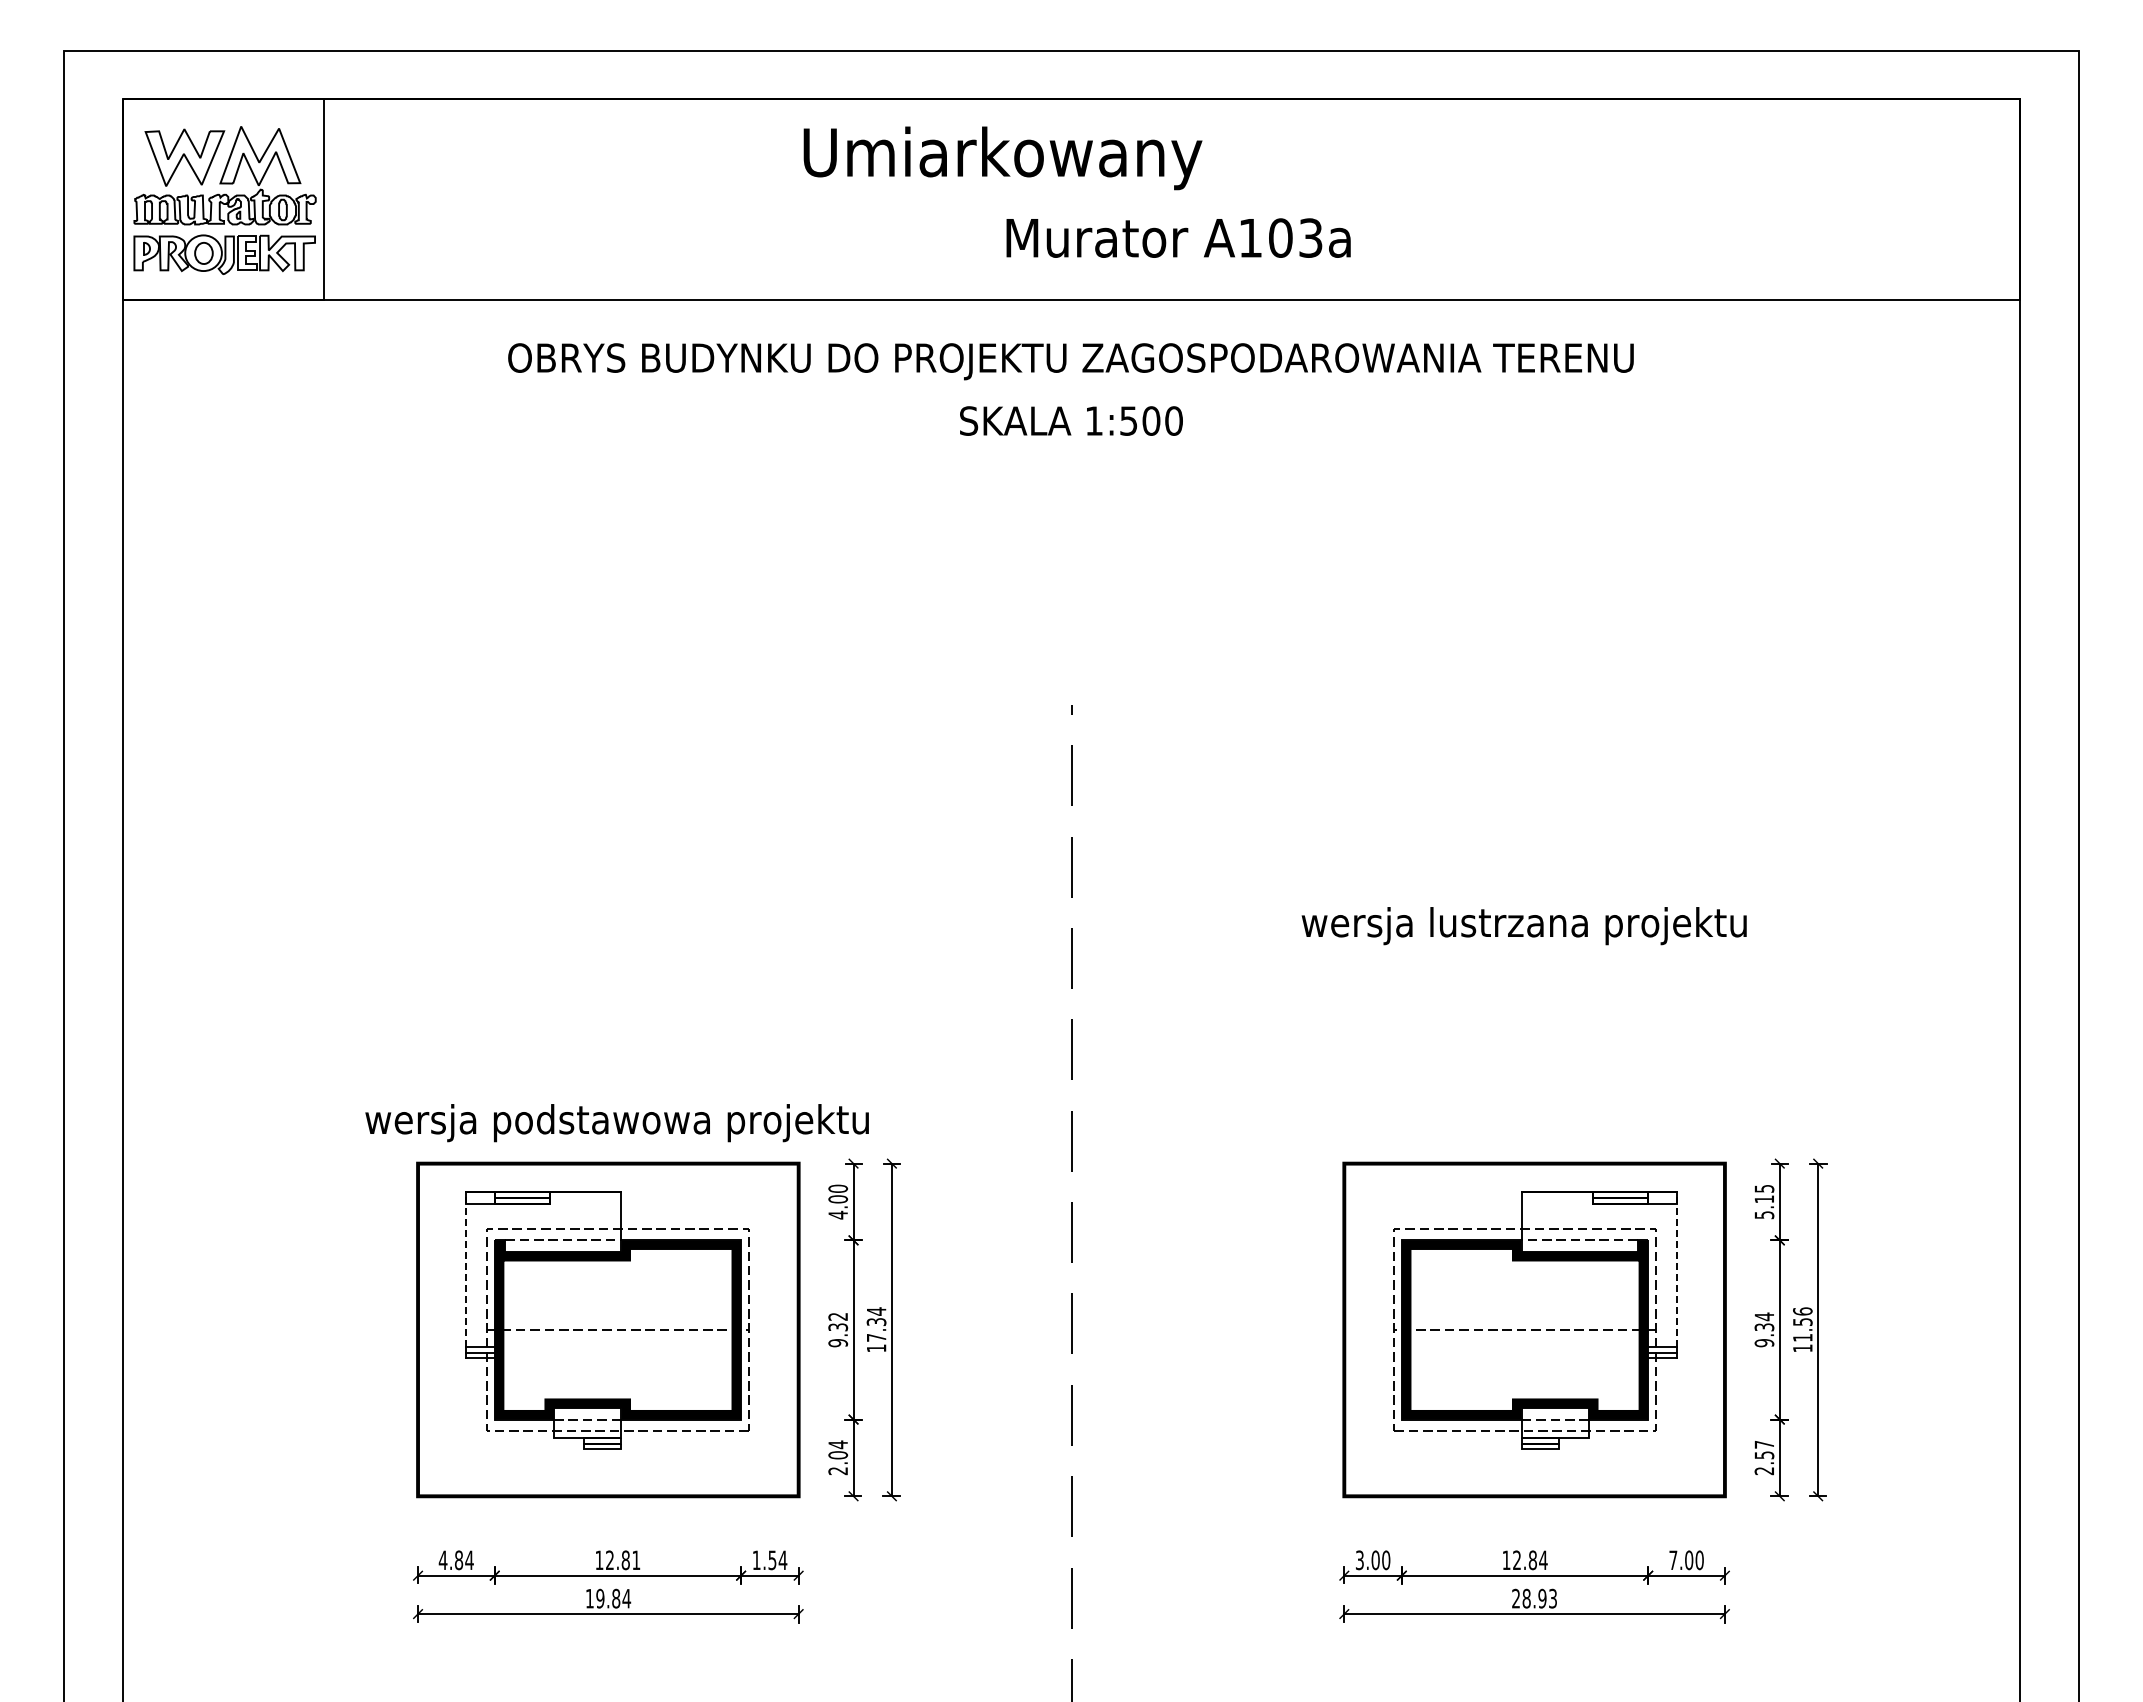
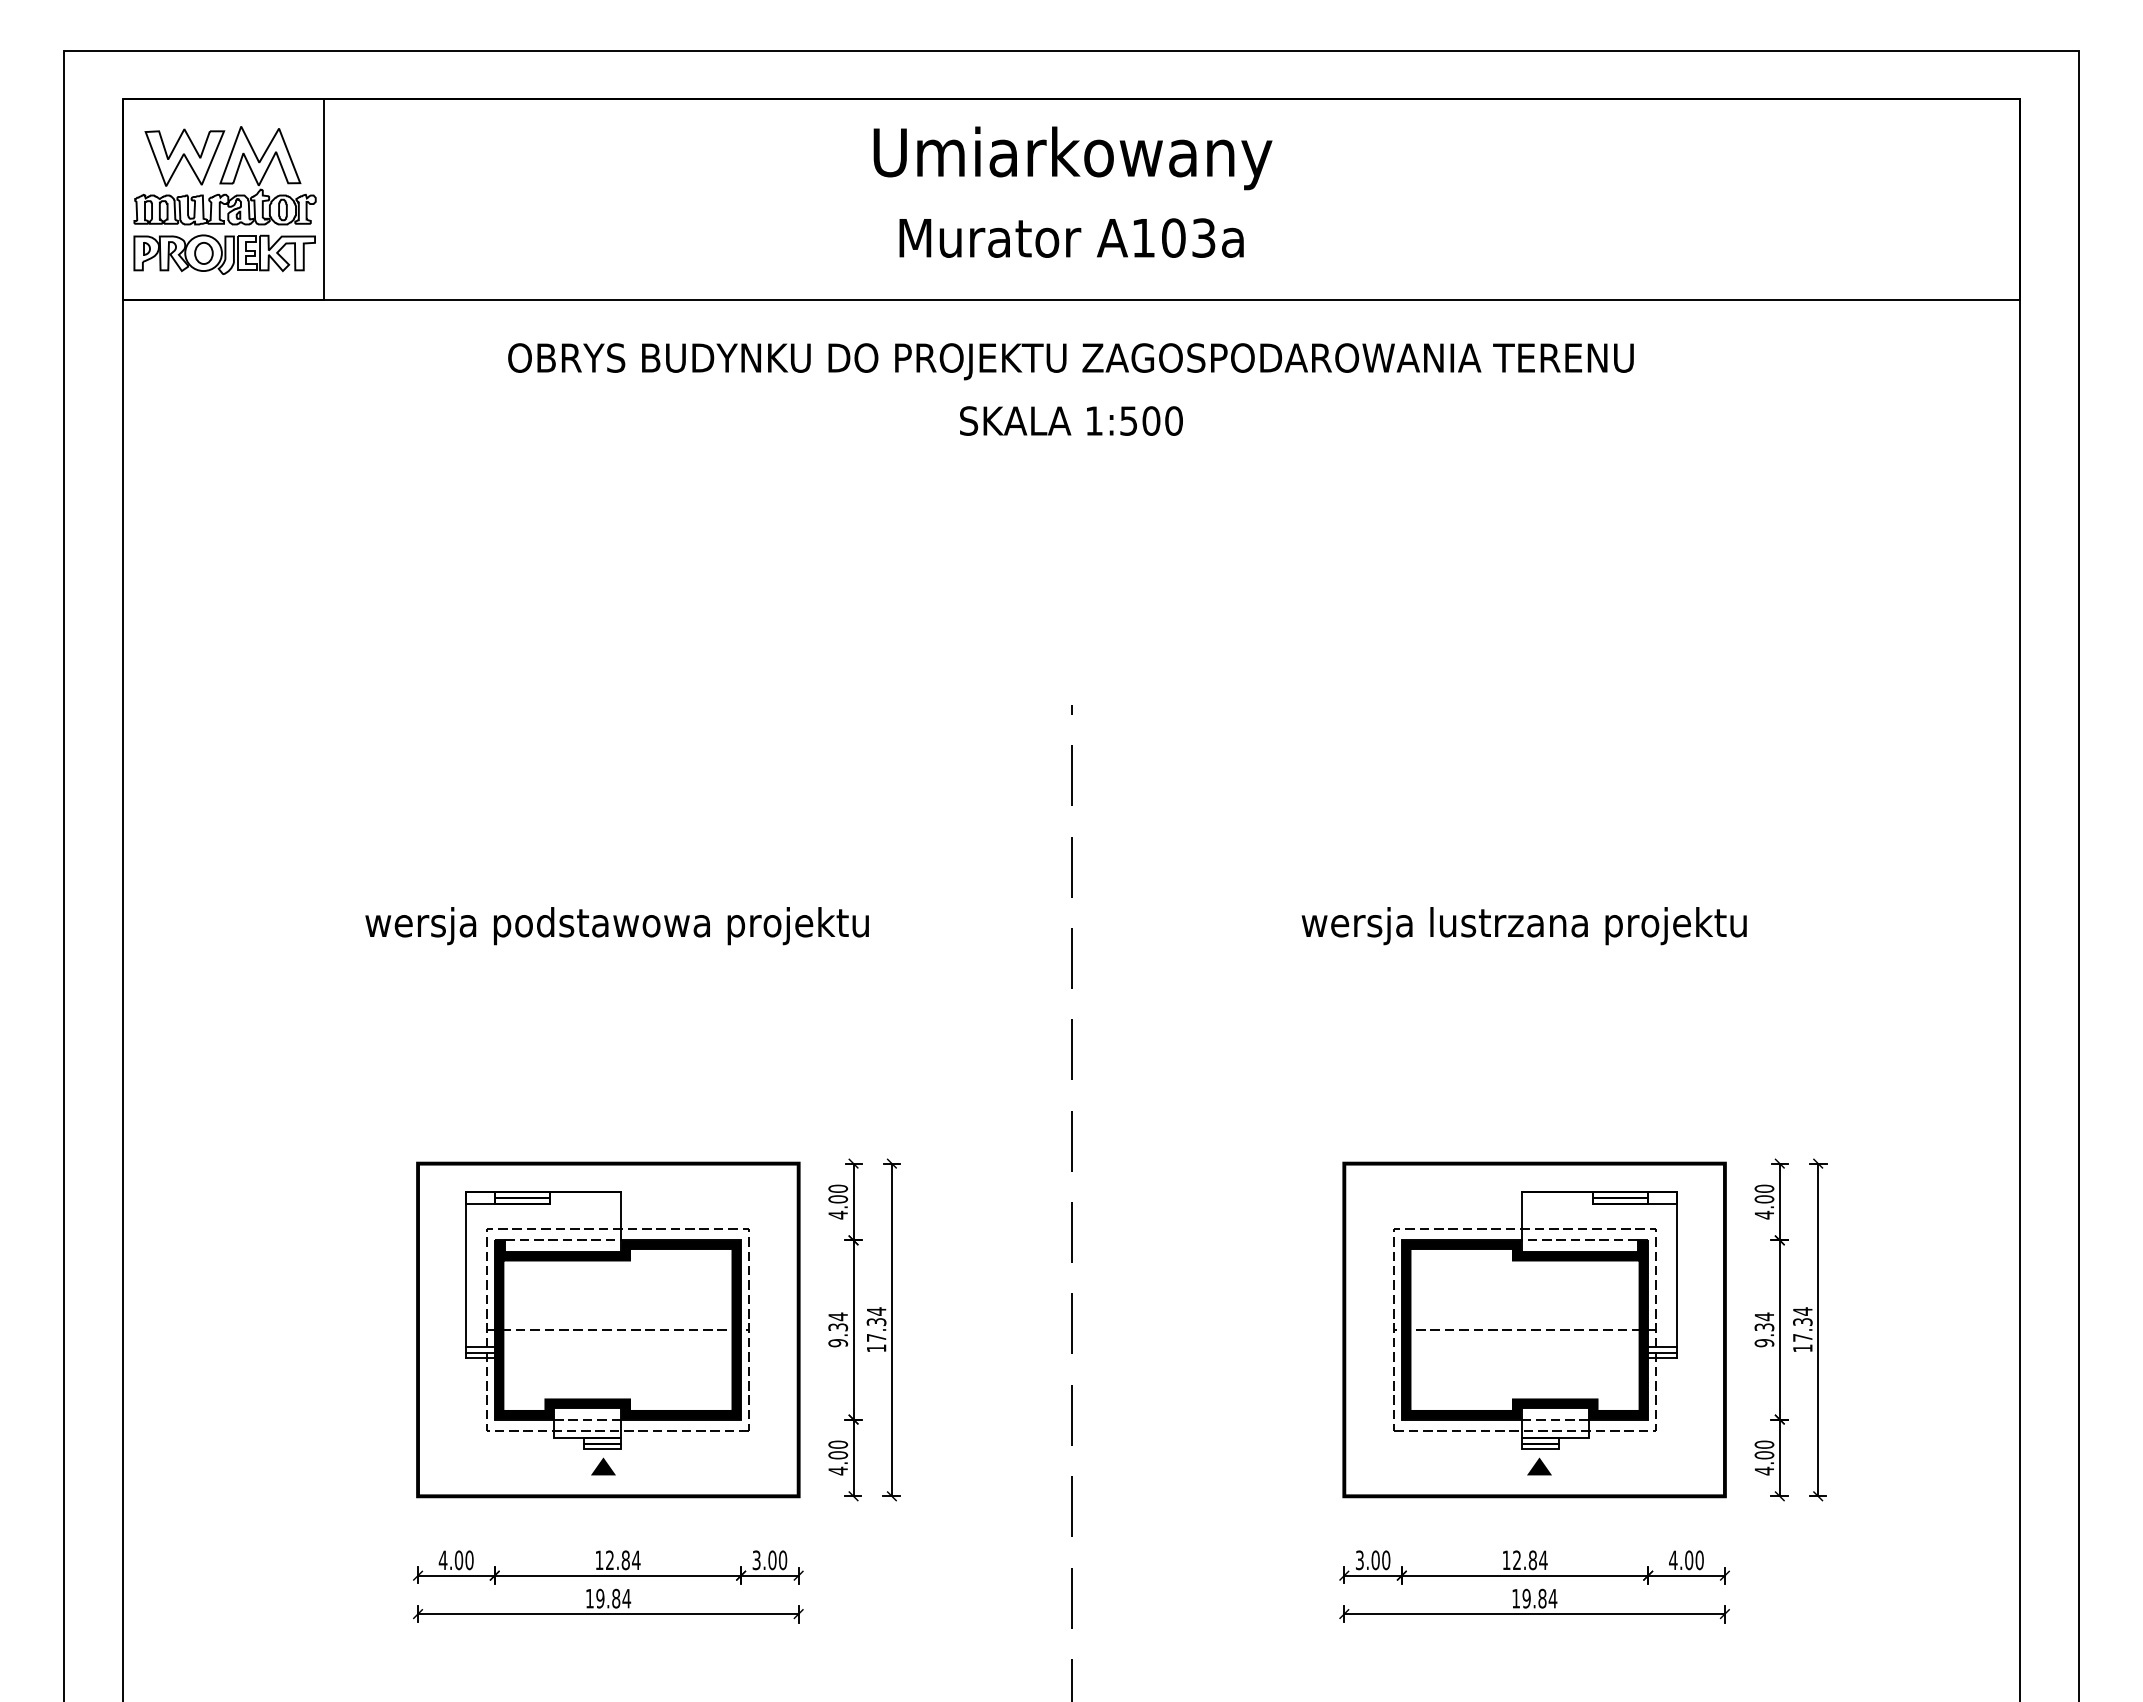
text position: (1002, 158) -> (1072, 158) (1072, 158)
text position: (1178, 237) -> (1071, 237) (1071, 237)
text position: (616, 1123) -> (616, 926) (616, 926)
text: 5.15 -> 4.00 (1764, 1201)
line: dashed -> solid (466, 1269)
line: dashed -> solid (1676, 1269)
text: 9.32 -> 9.34 (837, 1316)
text: 11.56 -> 17.34 (1802, 1324)
text: 2.04 -> 4.00 (838, 1457)
text: 2.57 -> 4.00 (1764, 1457)
fill: none -> present (603, 1466)
fill: none -> present (1539, 1466)
text: 12.81 -> 12.84 (636, 1559)
text: 7.00 -> 4.00 (1673, 1559)
text: 4.84 -> 4.00 (463, 1560)
text: 1.54 -> 3.00 (769, 1560)
text: 28.93 -> 19.84 (1534, 1598)
